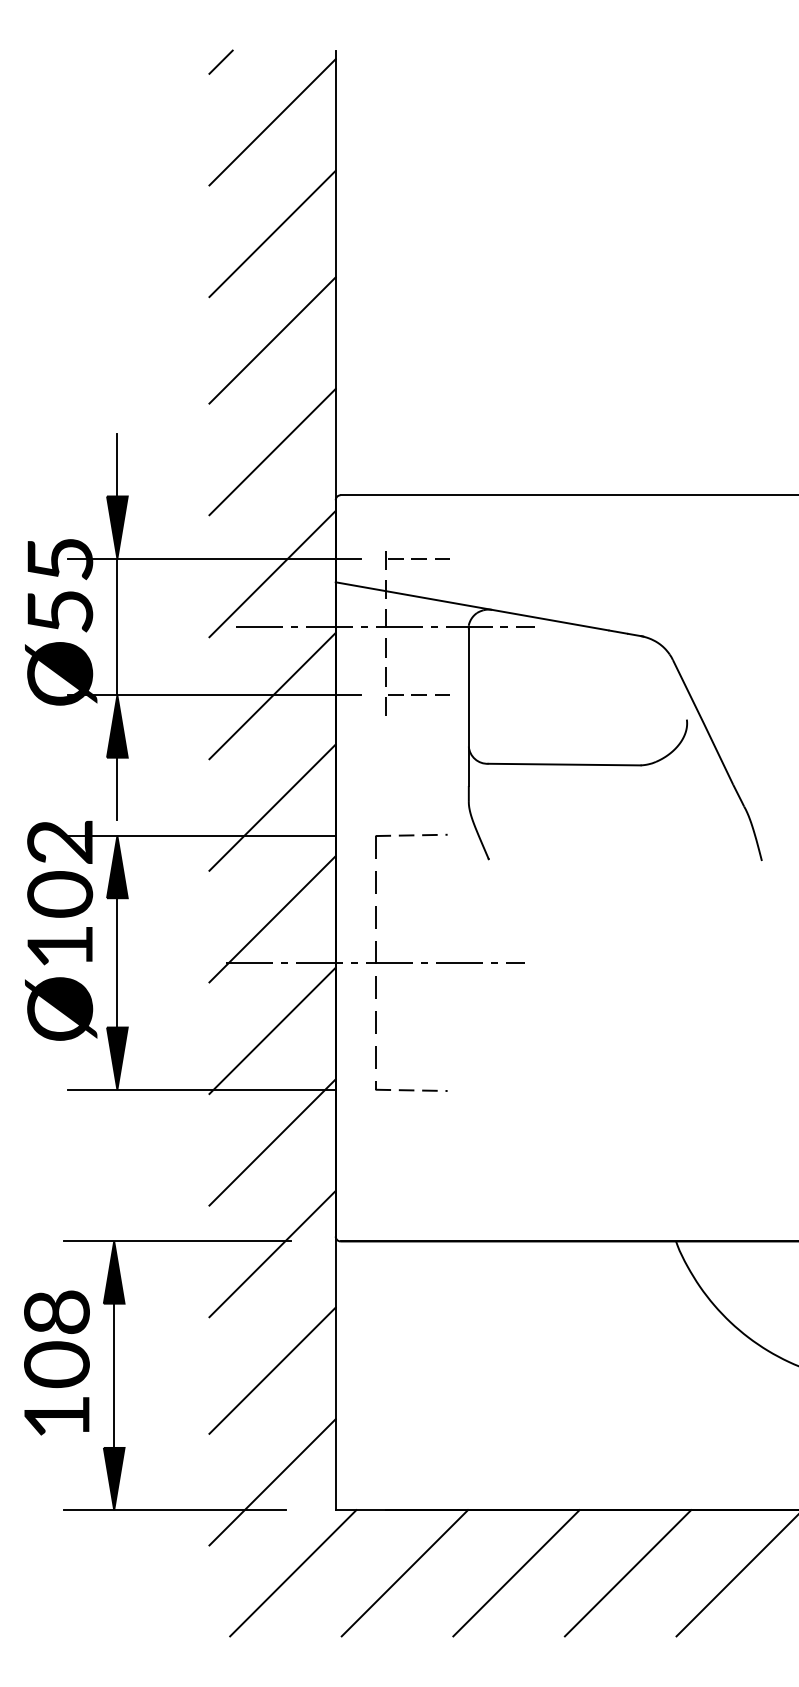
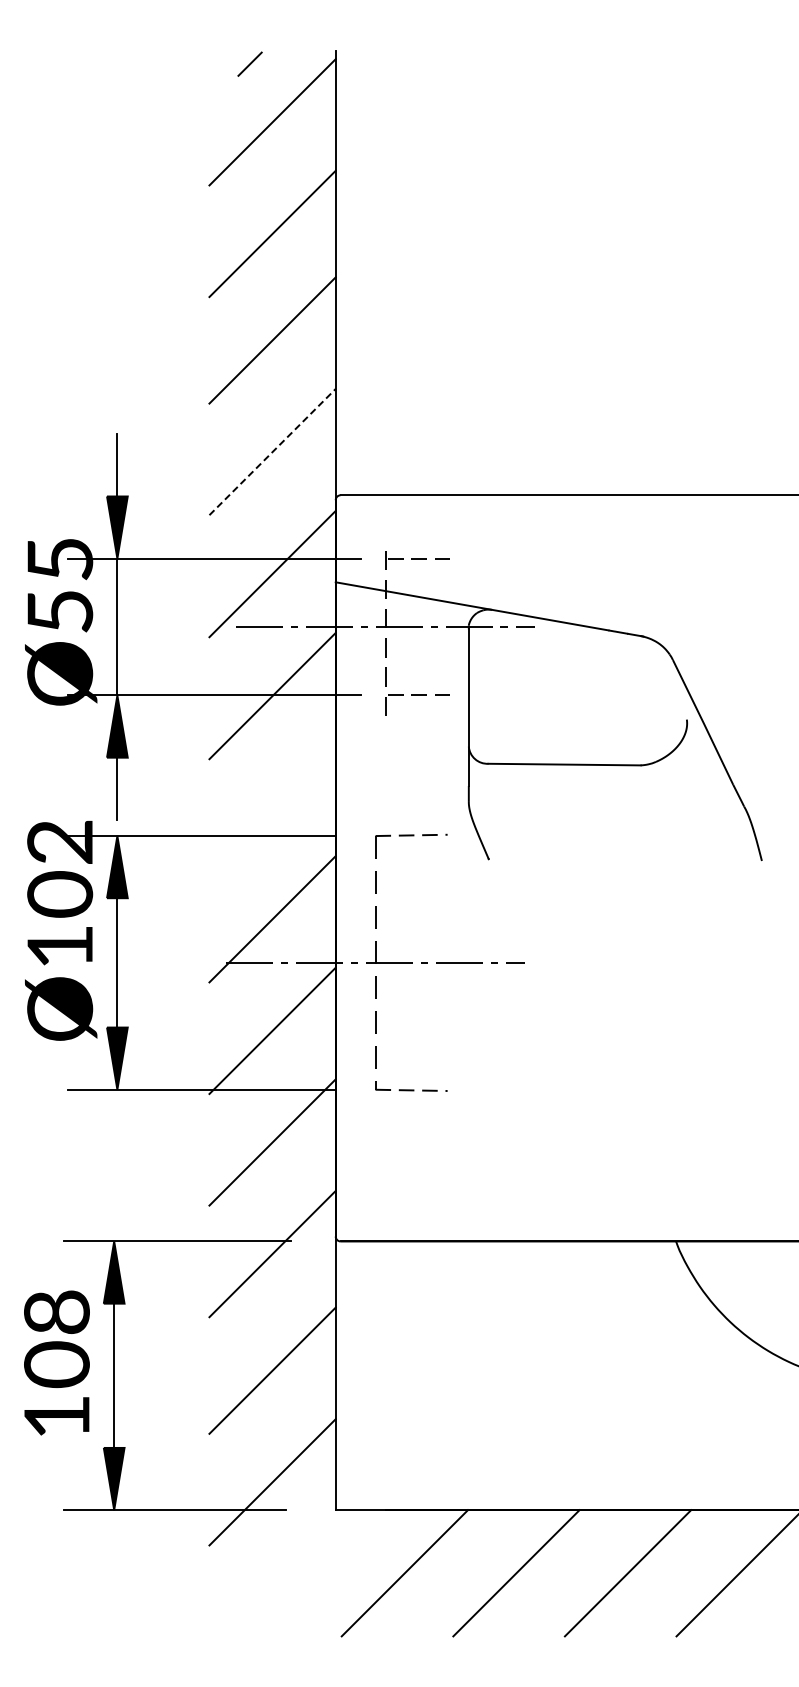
line position: (220, 61) -> (249, 63) (249, 63)
line: solid -> dashed (272, 451)
line: present -> none (272, 807)
line: present -> none (293, 1573)
